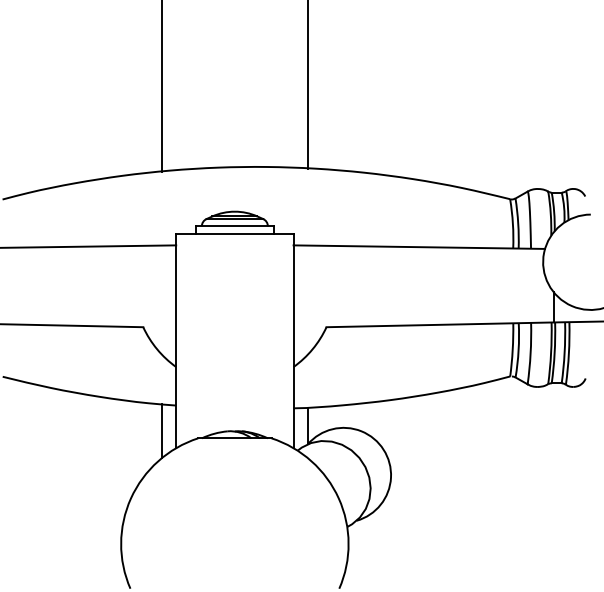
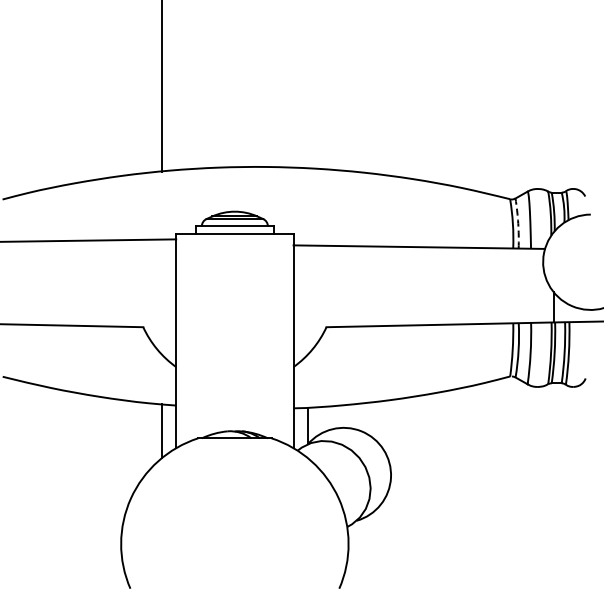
line: present -> none (308, 85)
arc: solid -> dashed (518, 223)
line position: (89, 246) -> (89, 240) (89, 240)
